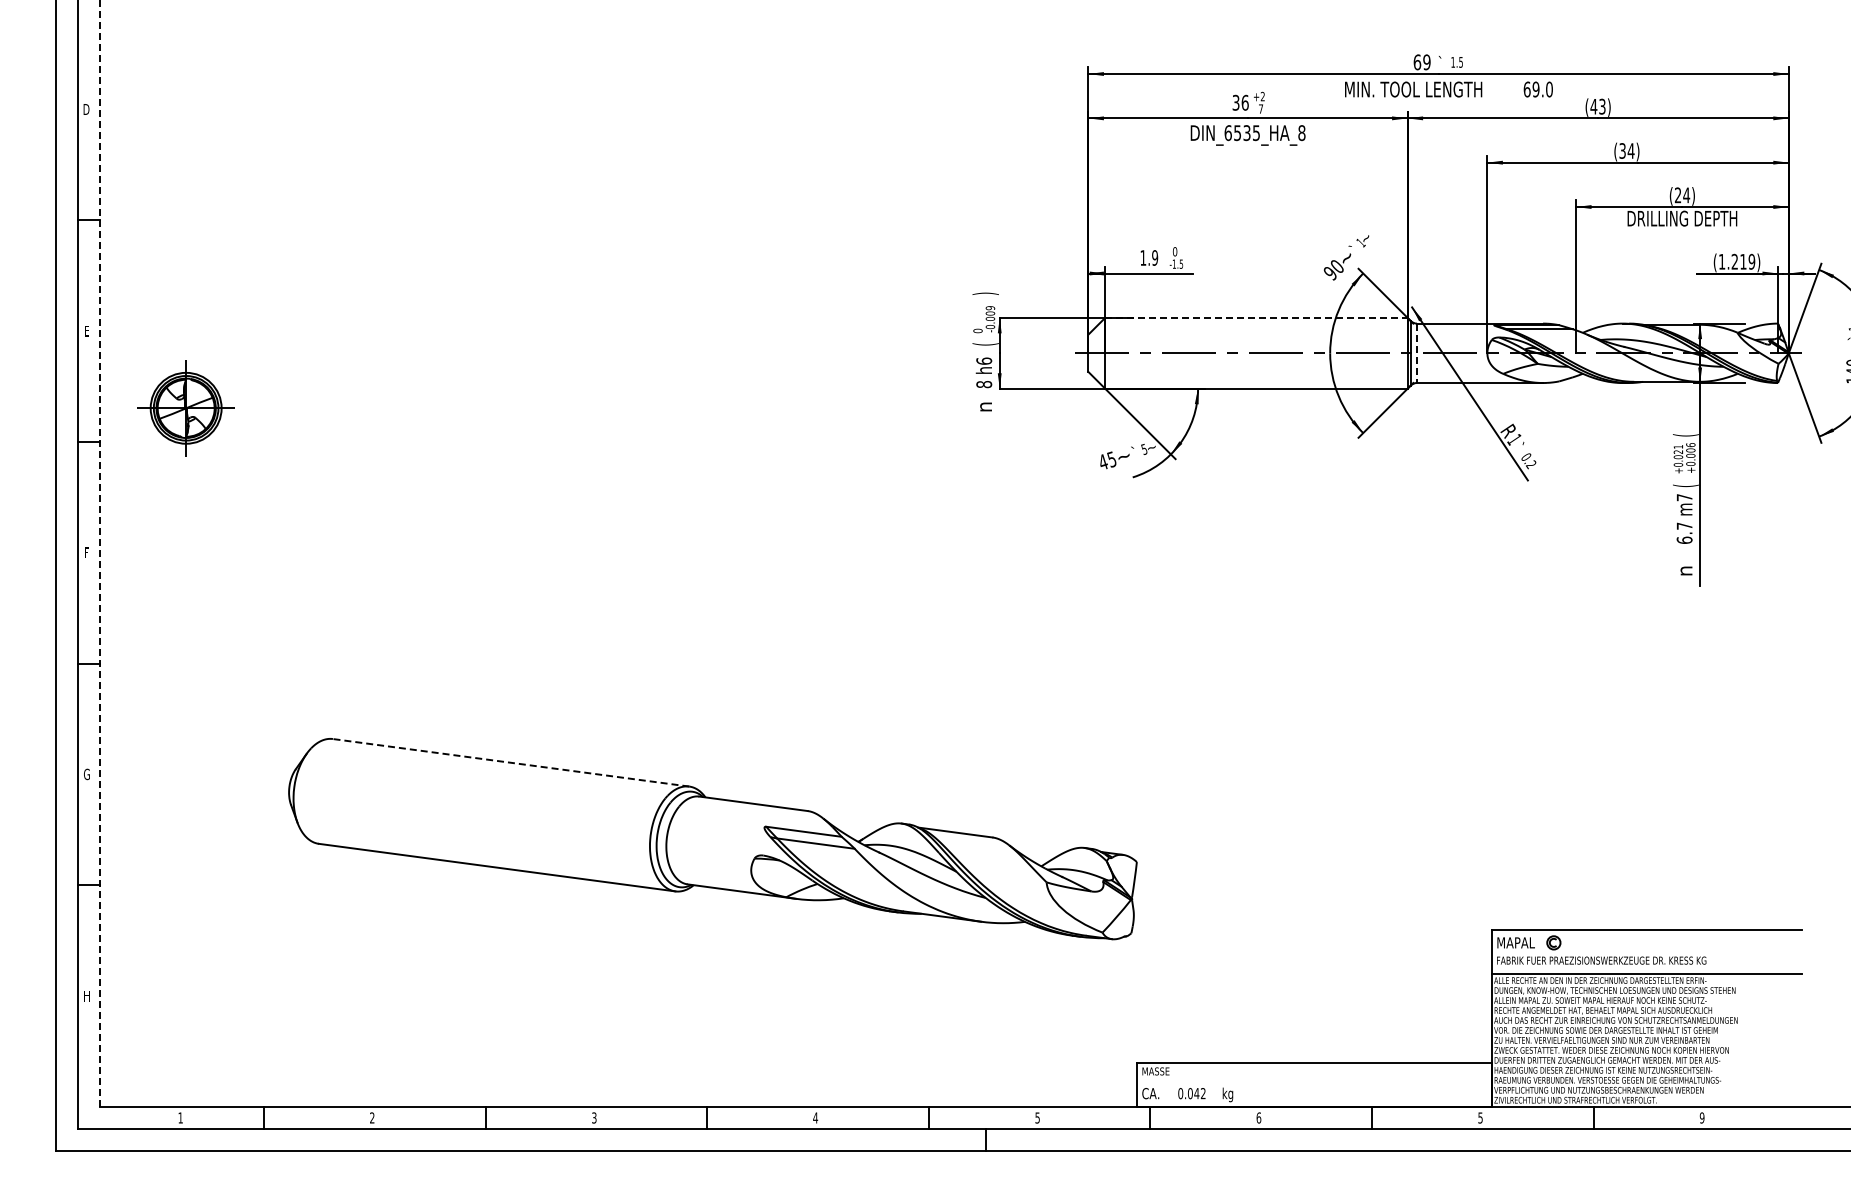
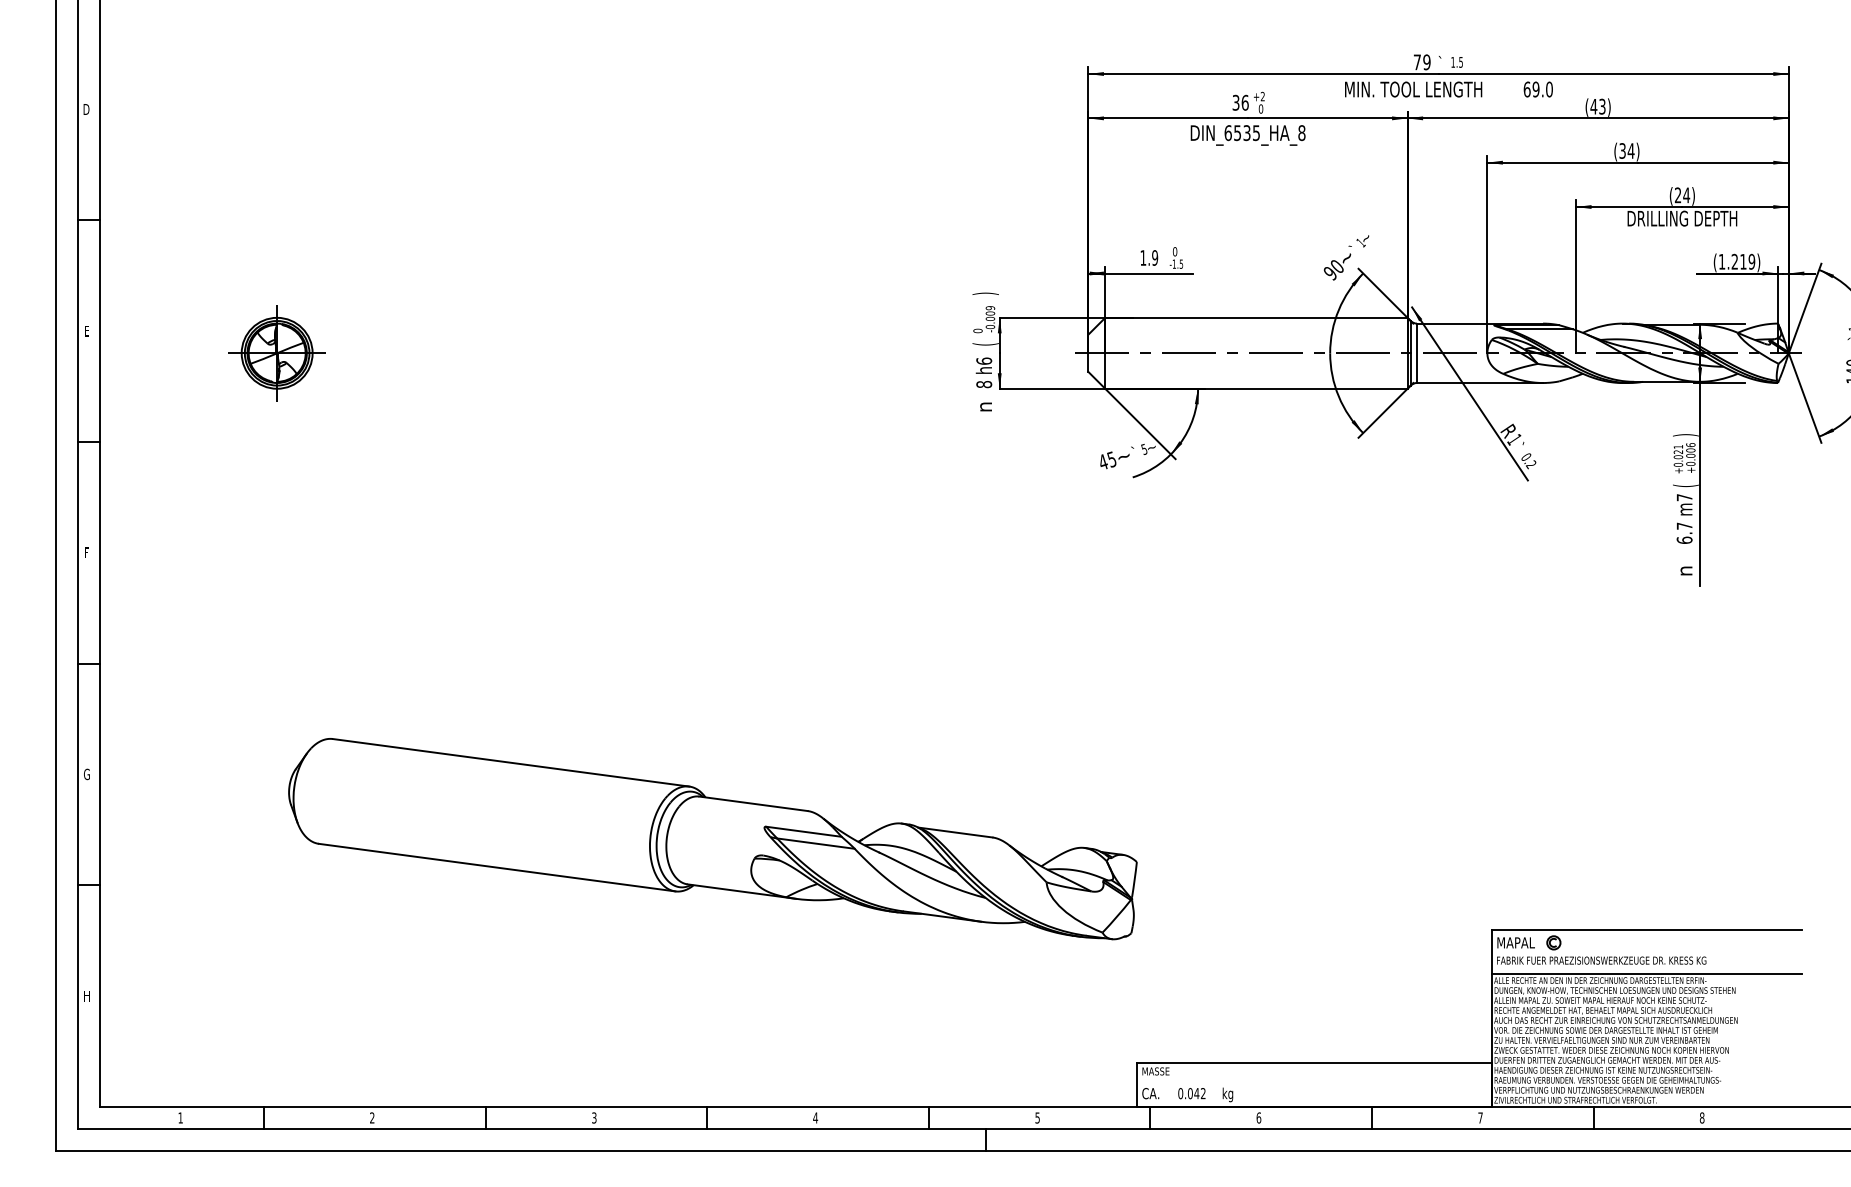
text: 69 -> 79 (1417, 62)
text: 7 -> 0 (1260, 108)
line: dashed -> solid (1256, 317)
line: dashed -> solid (1417, 353)
part position: (185, 408) -> (276, 353) (276, 353)
text: ( -> ) (1685, 435)
line: dashed -> solid (99, 553)
line: dashed -> solid (511, 762)
text: 5 -> 7 (1480, 1117)
text: 9 -> 8 (1701, 1117)
